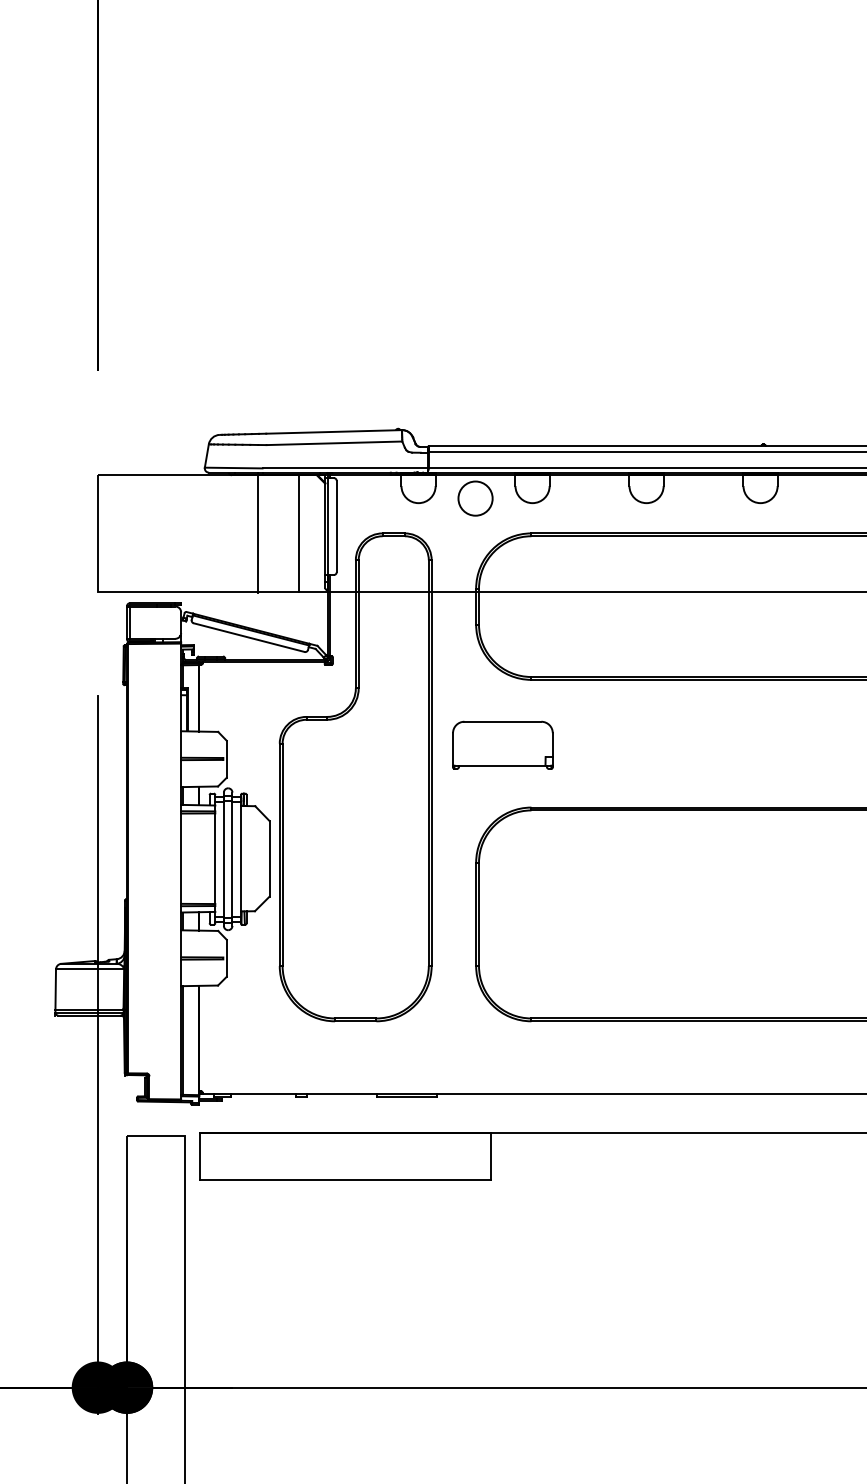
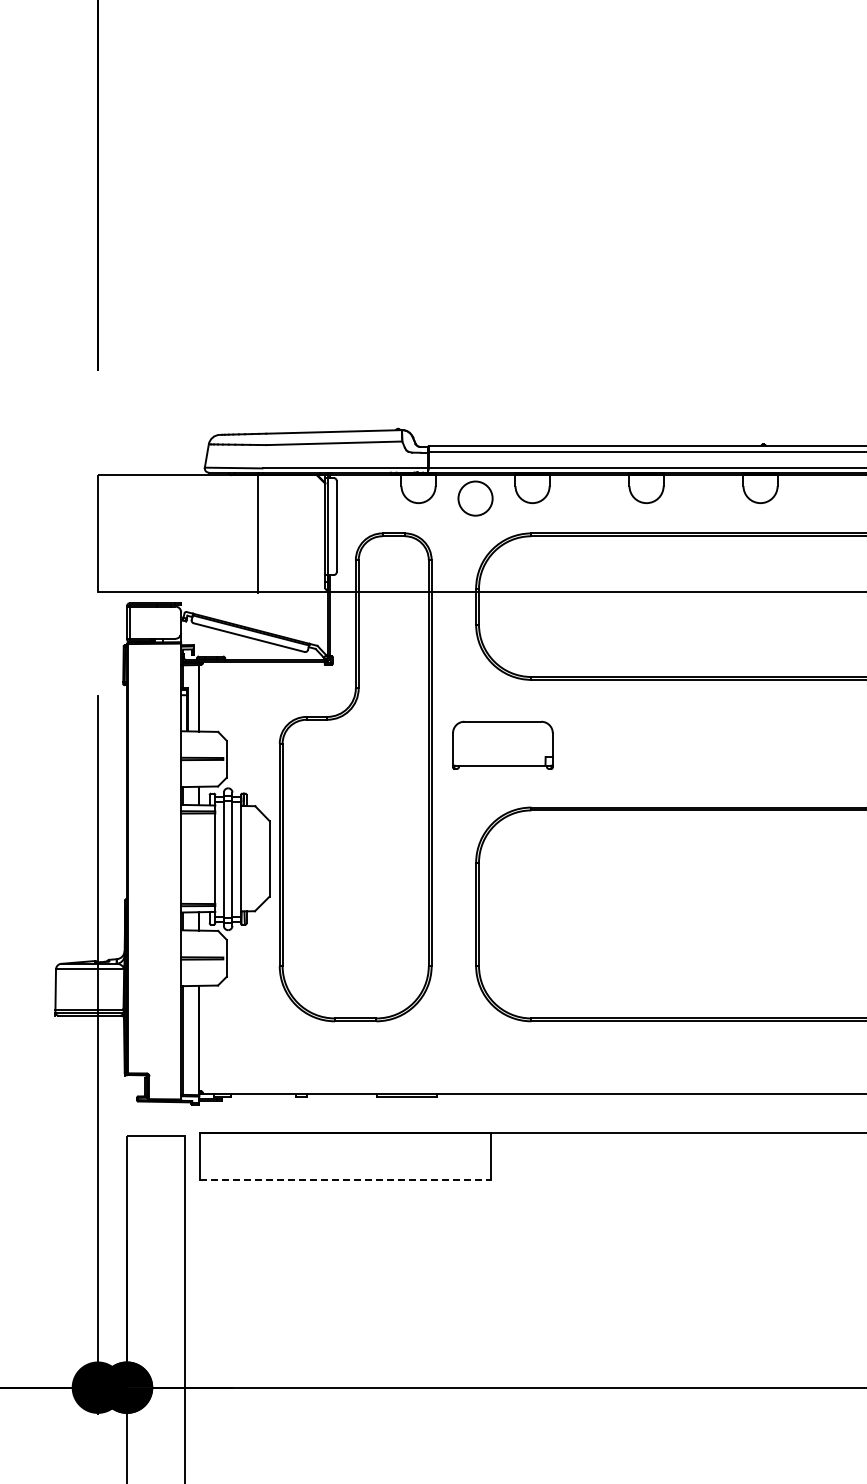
line: present -> none (298, 533)
line: solid -> dashed (345, 1179)
